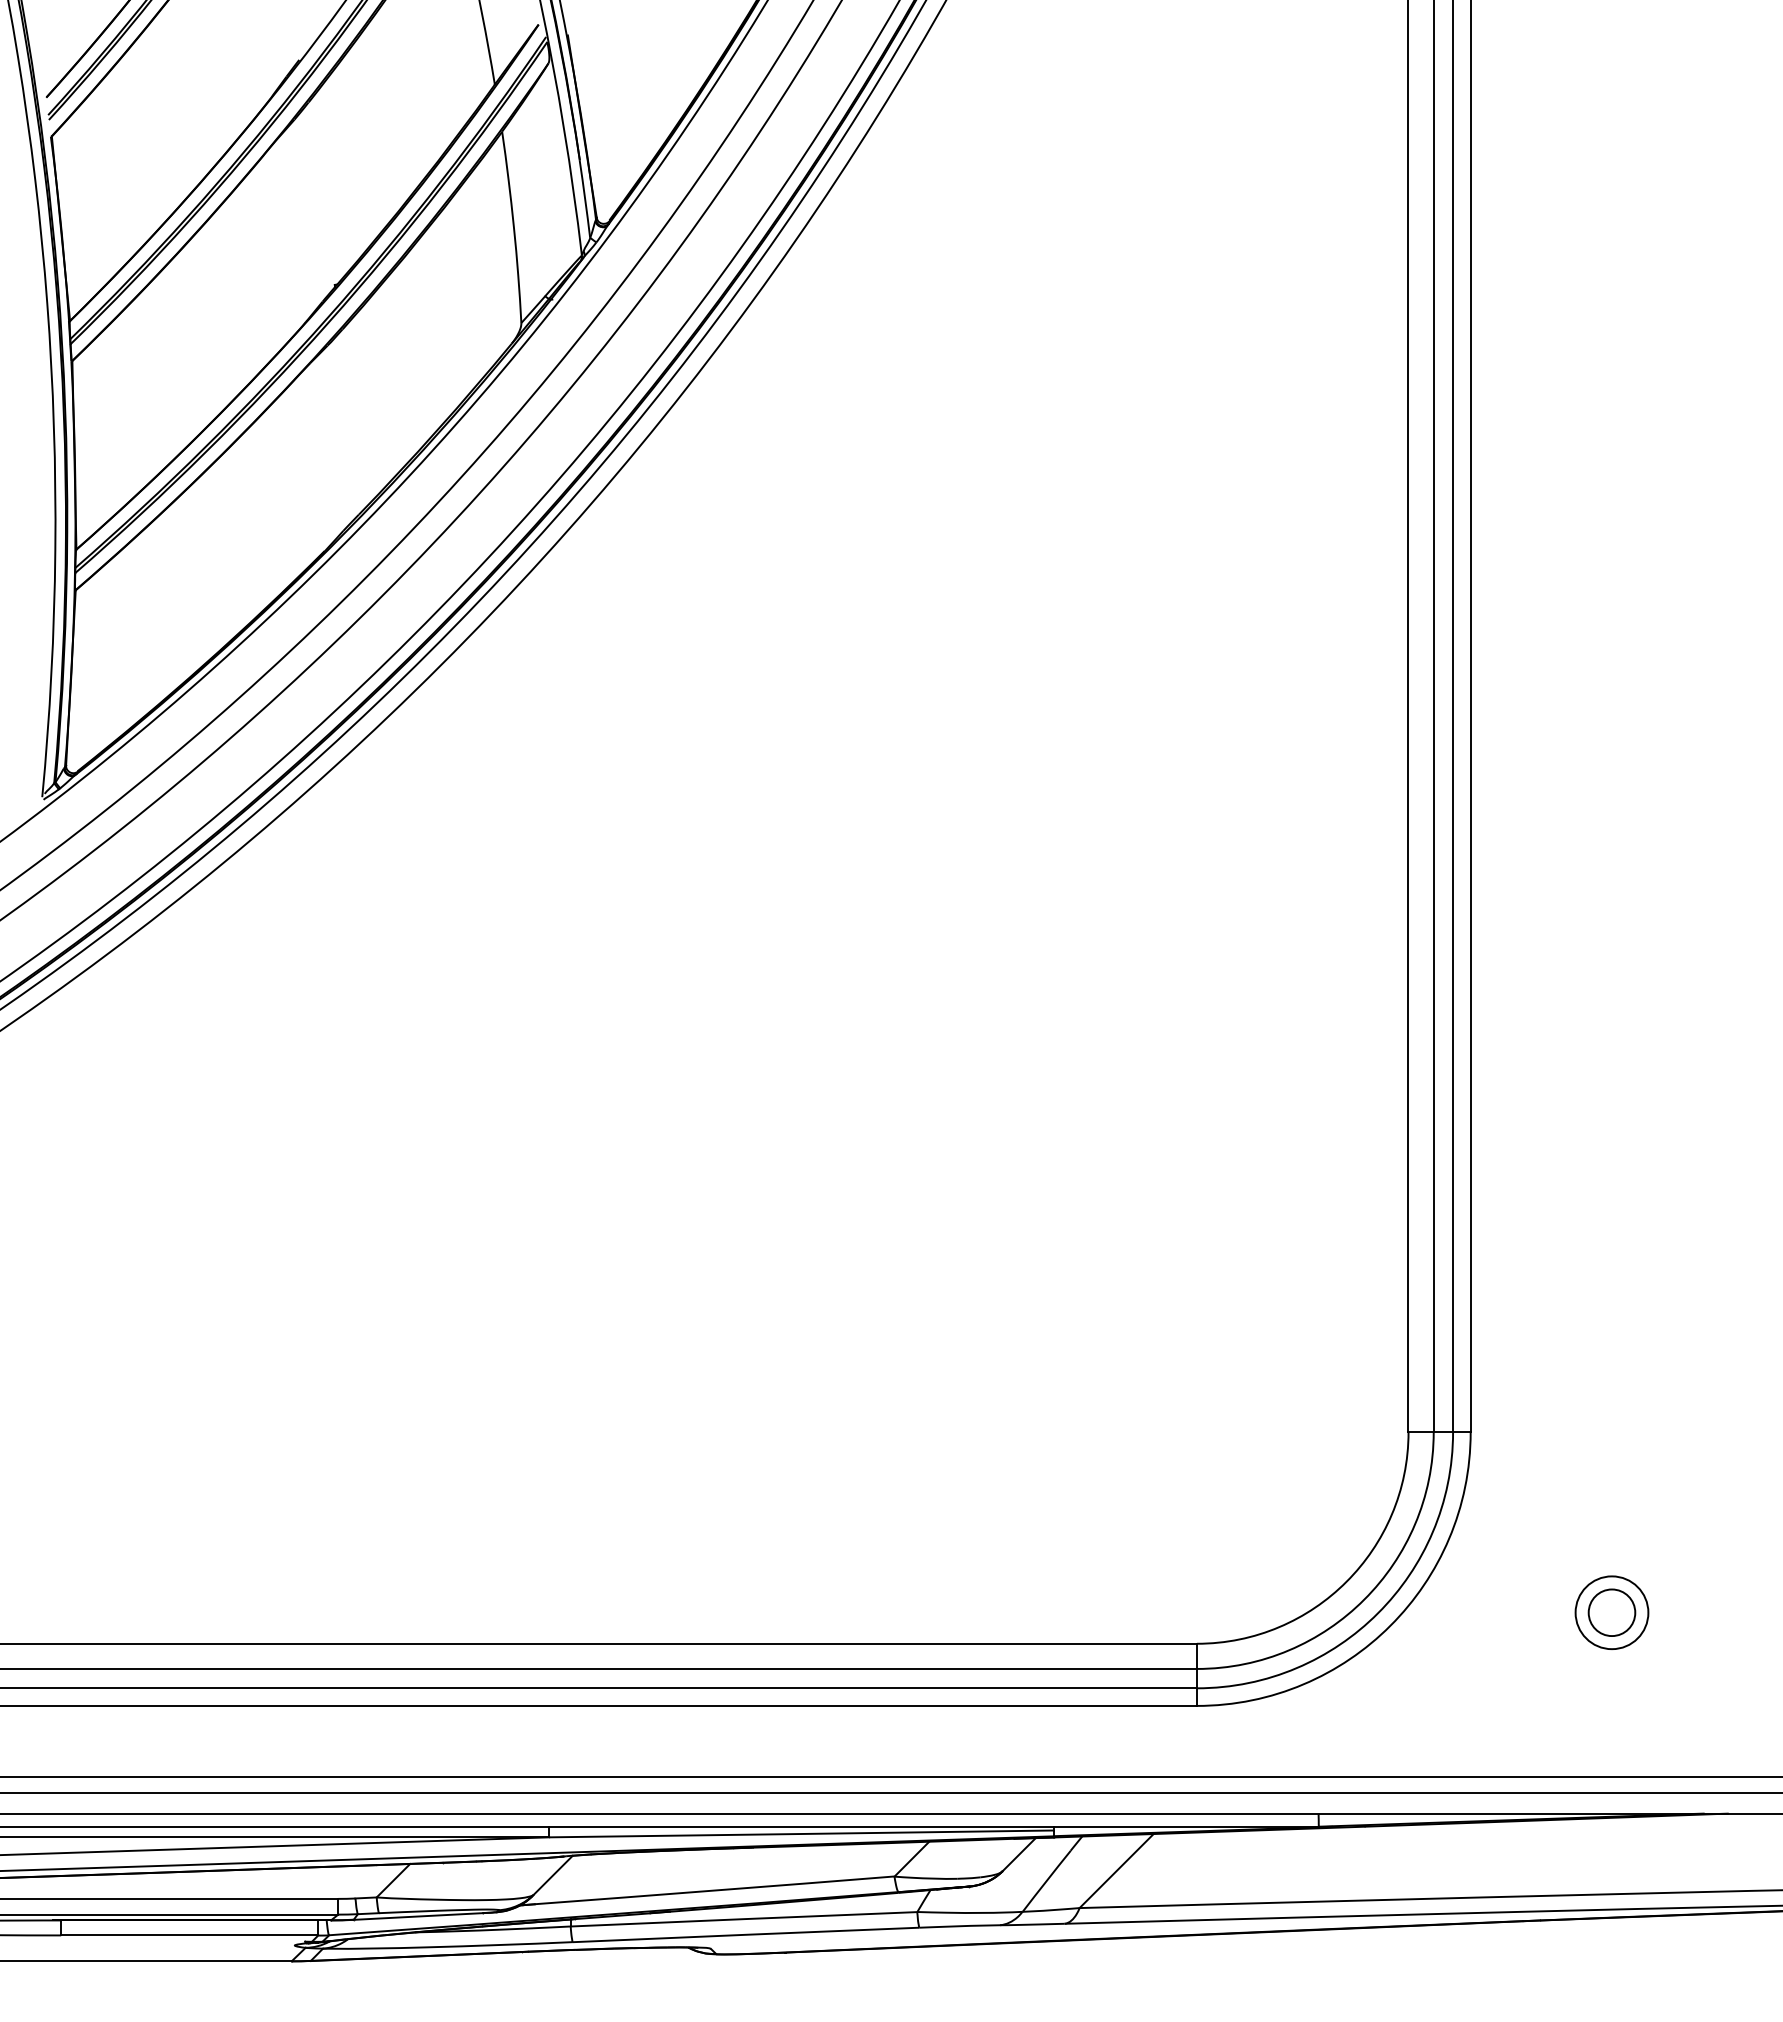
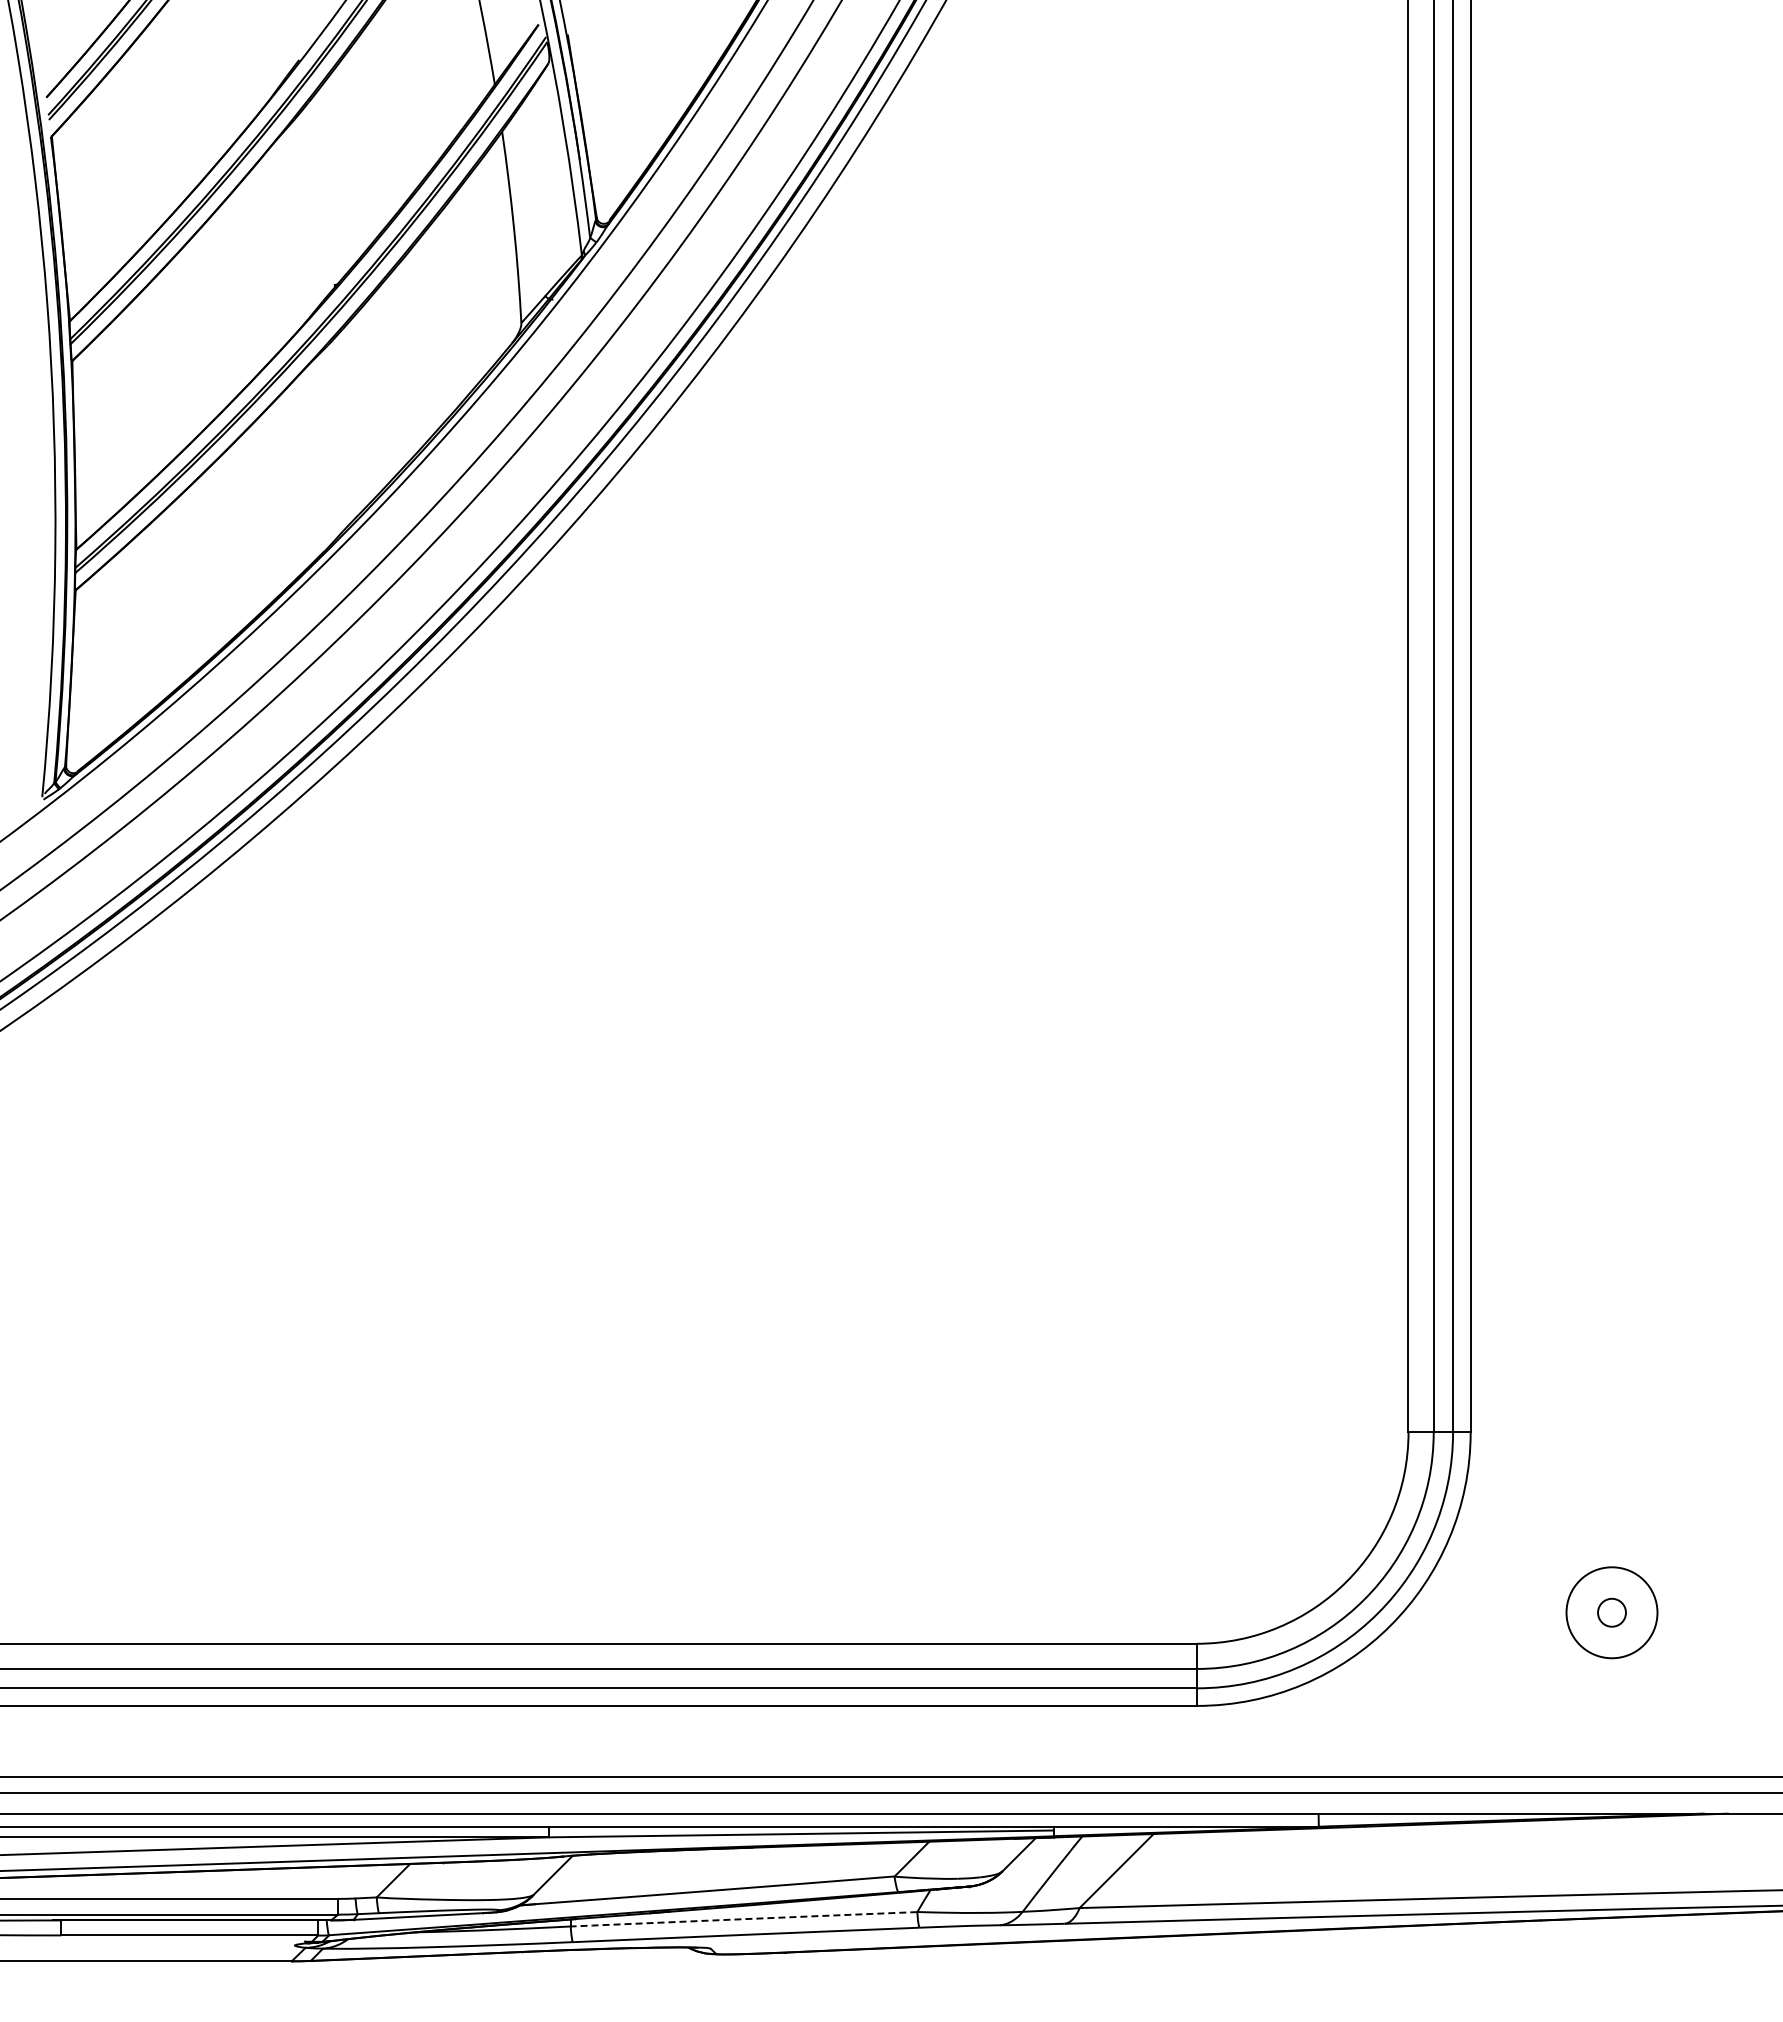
circle diameter: 47 px -> 28 px (1611, 1612)
circle diameter: 73 px -> 91 px (1611, 1612)
arc: solid -> dashed (743, 1919)
